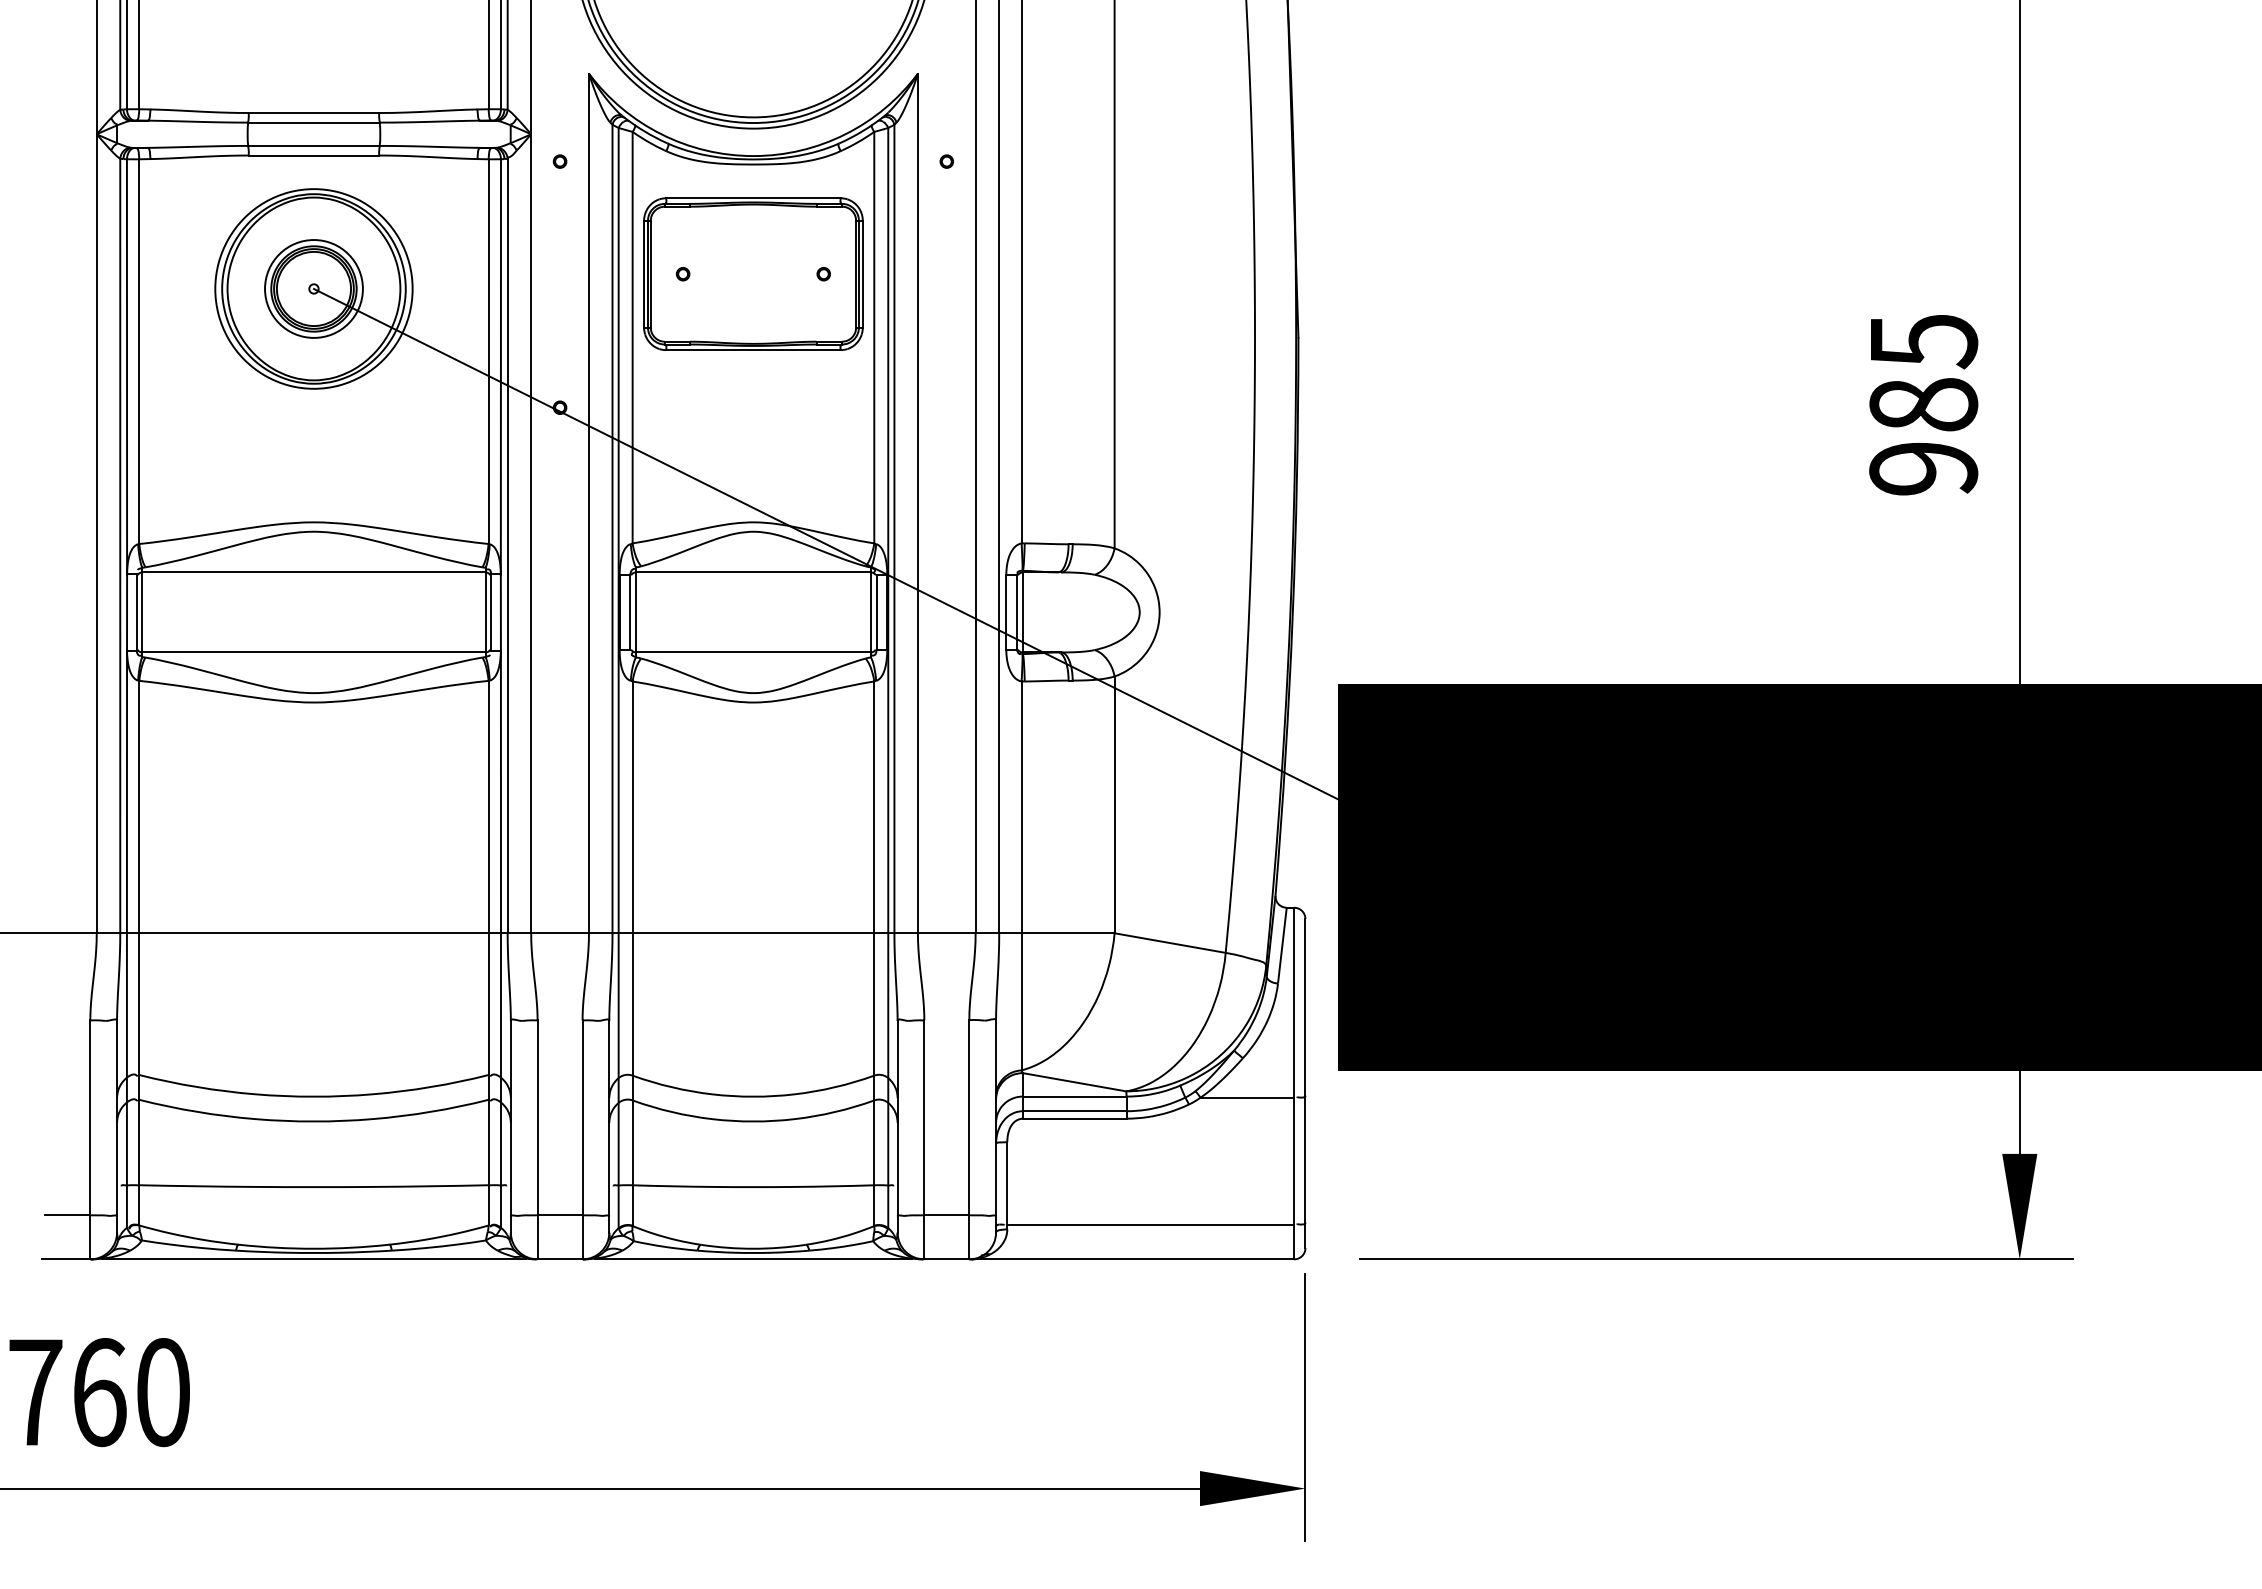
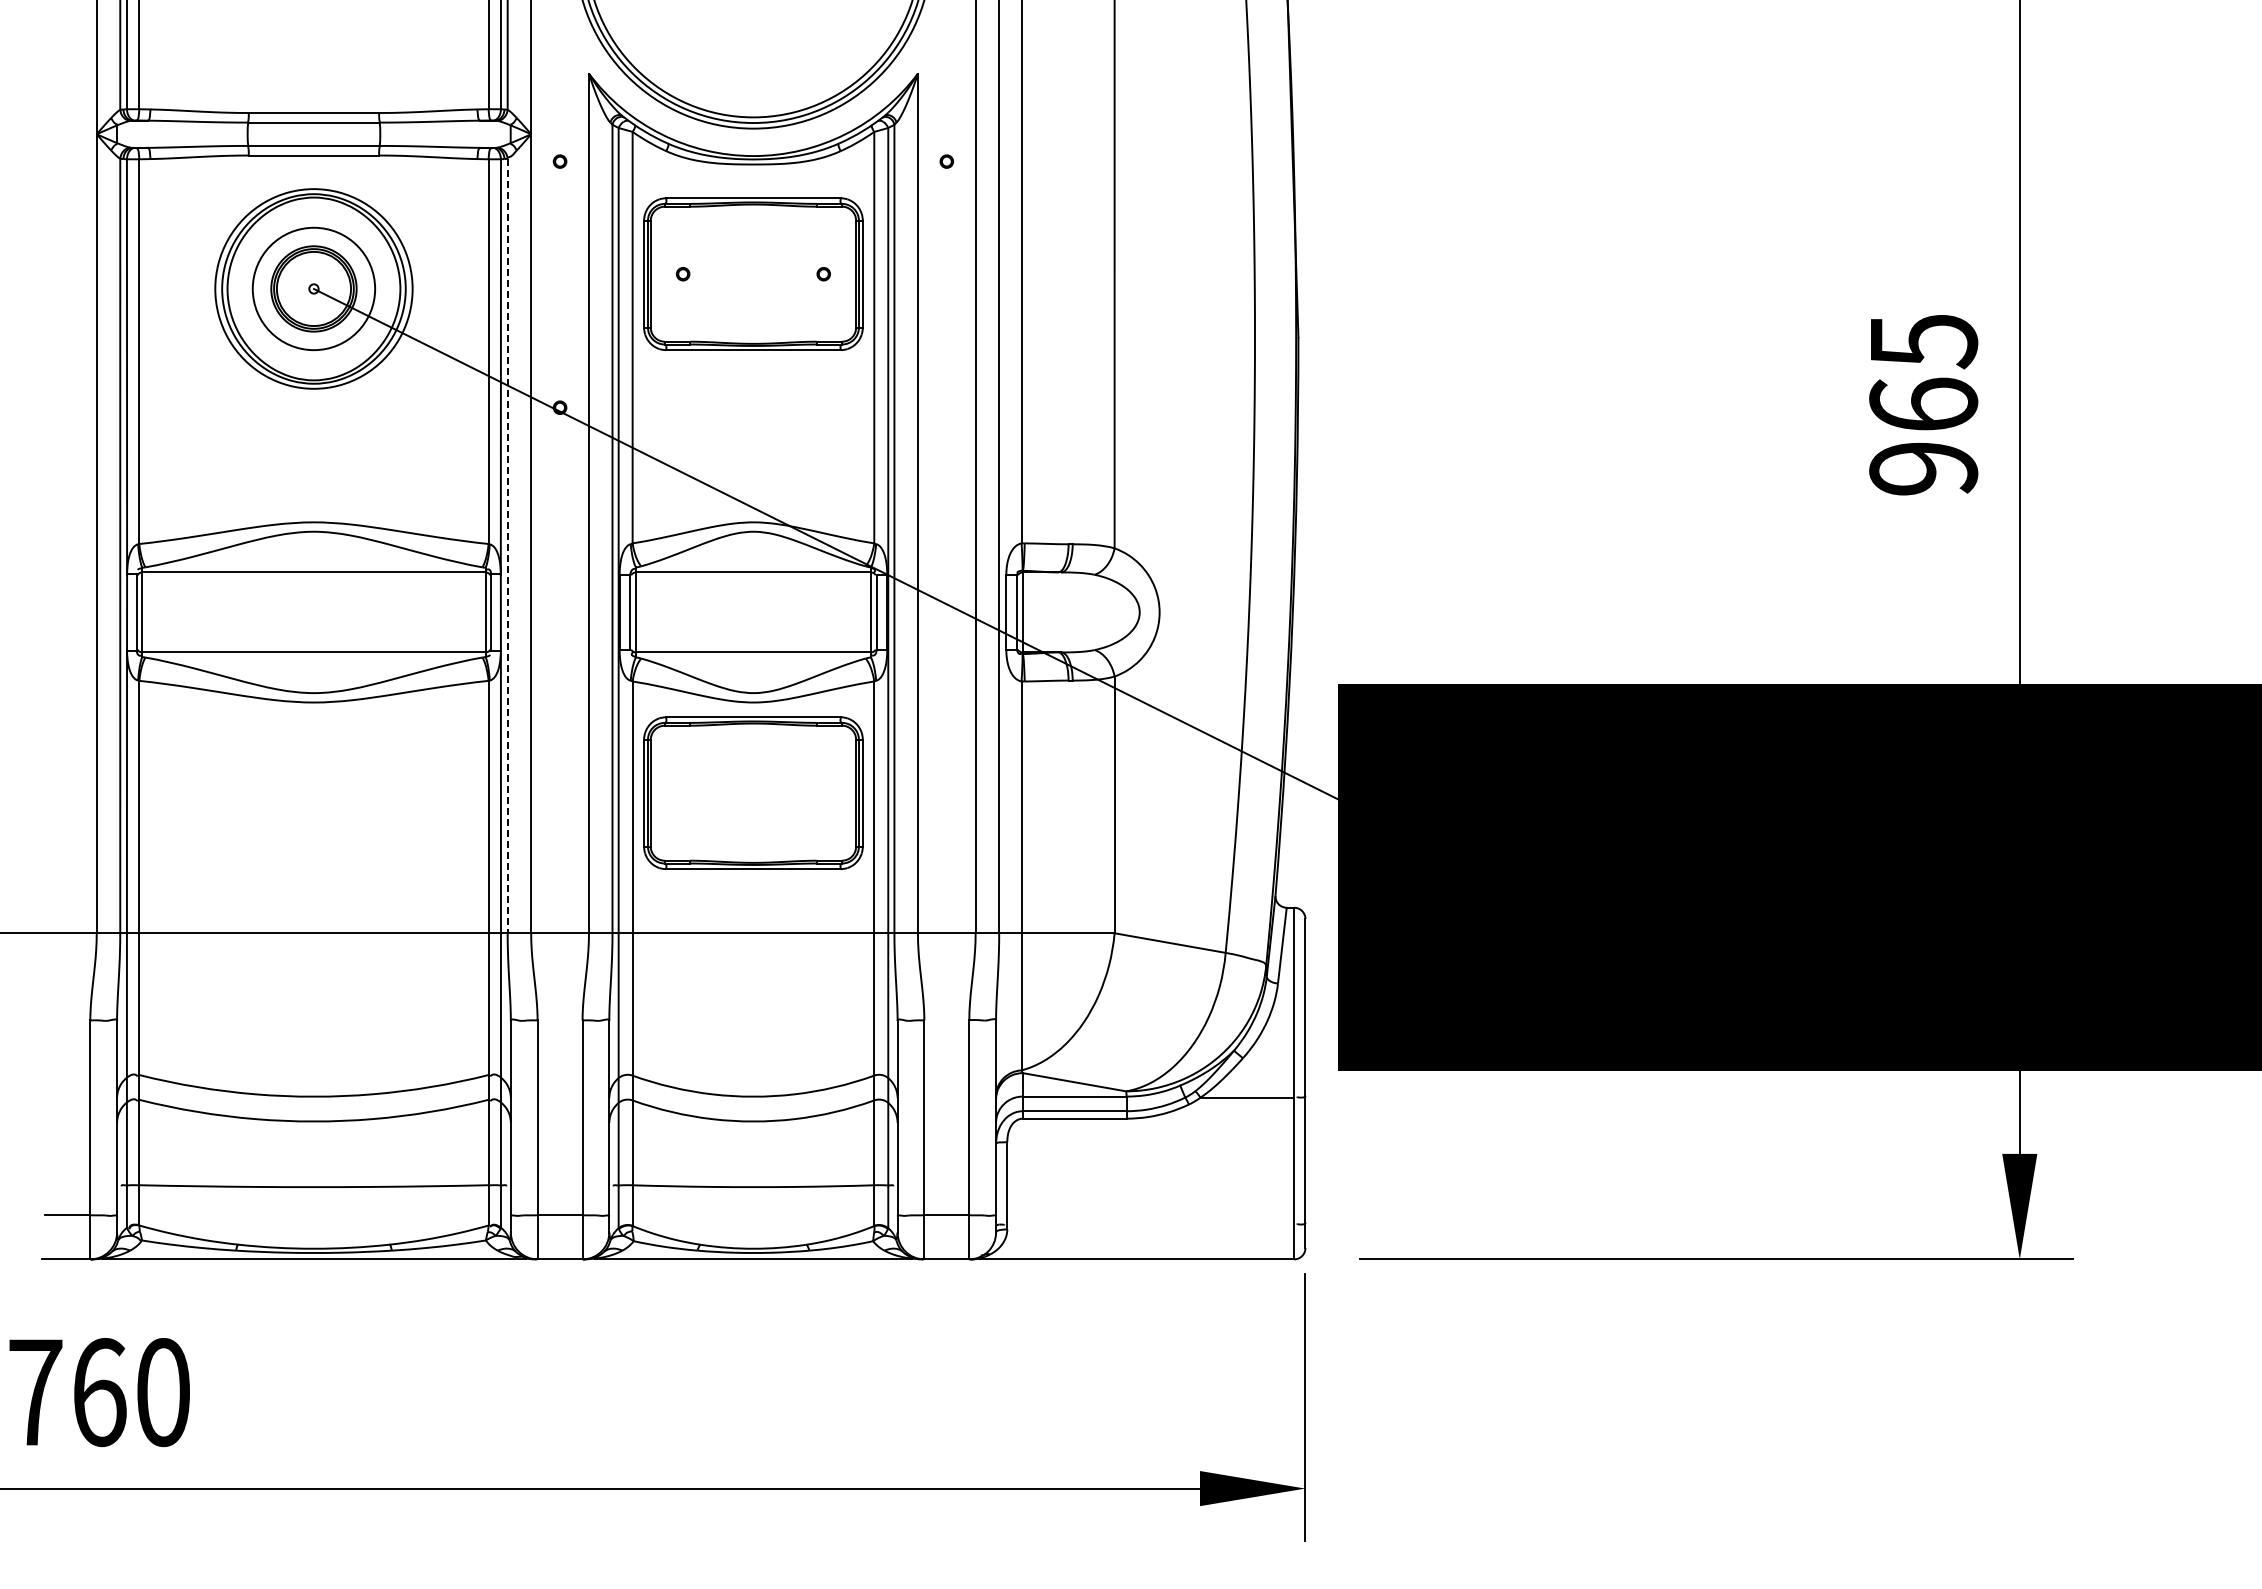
circle diameter: 98 px -> 122 px (313, 288)
text: 985 -> 965 (1923, 404)
line: solid -> dashed (507, 546)
part: none -> present (753, 792)
line: present -> none (1150, 1224)
